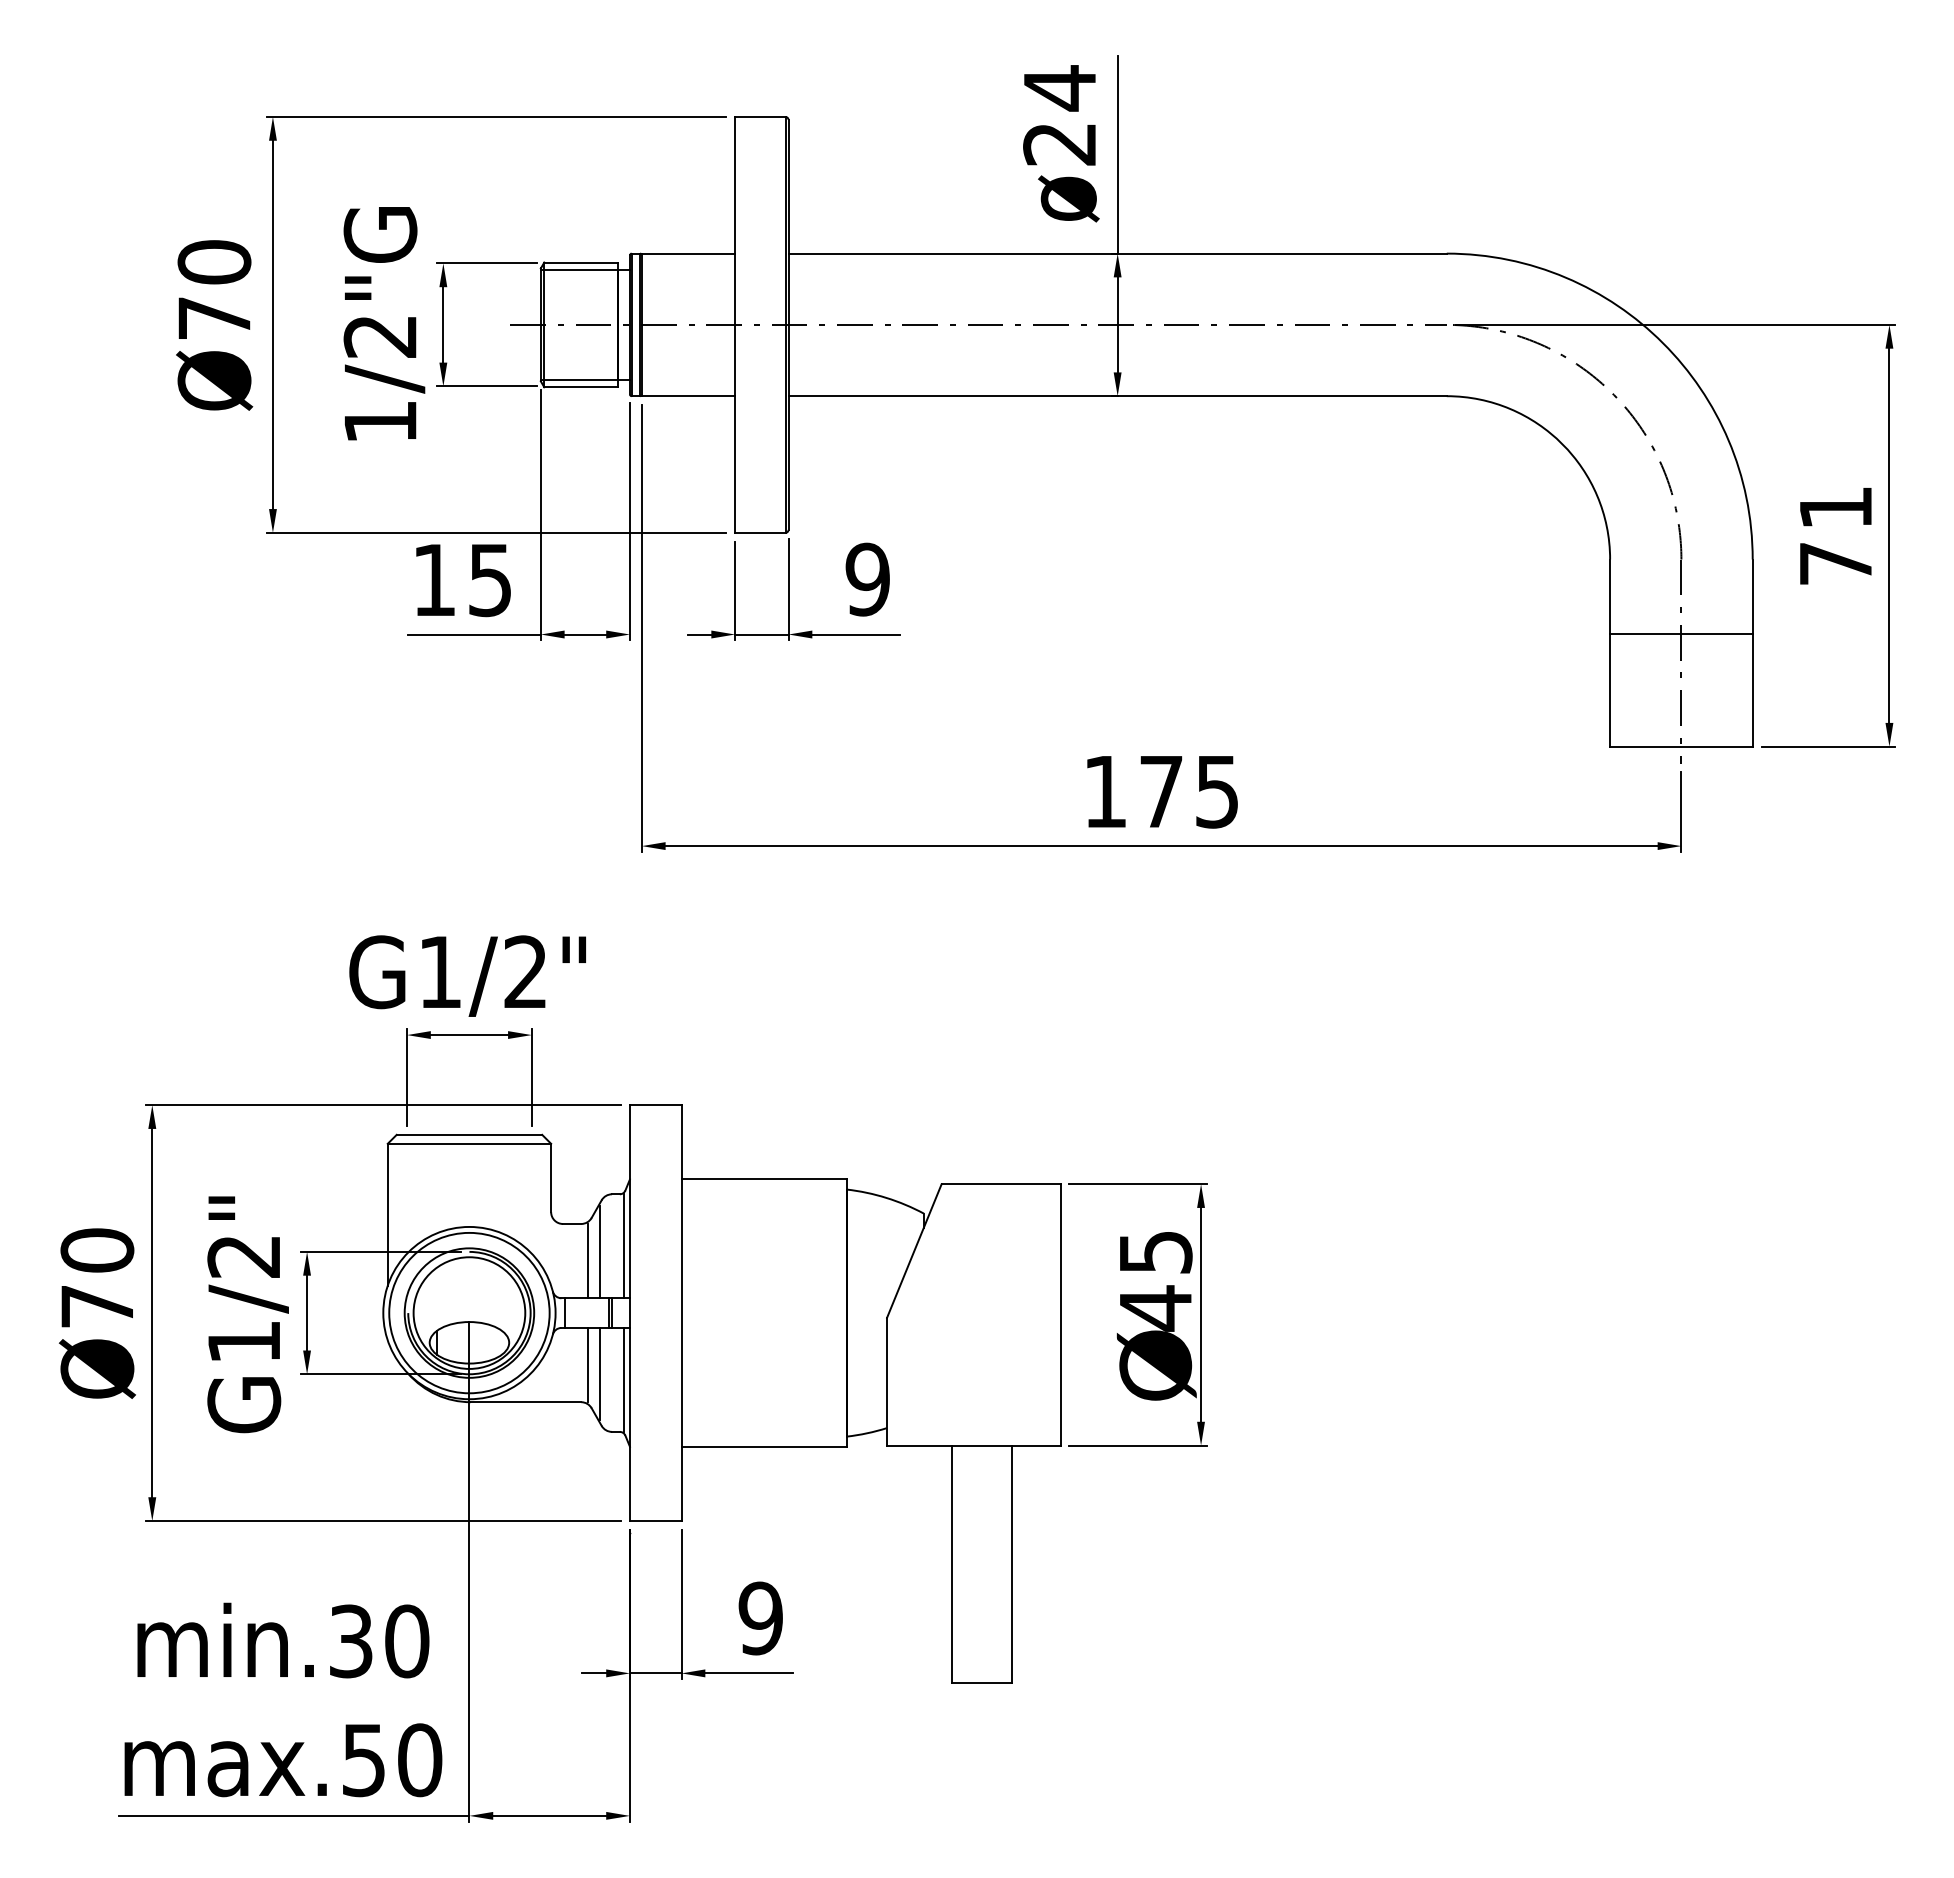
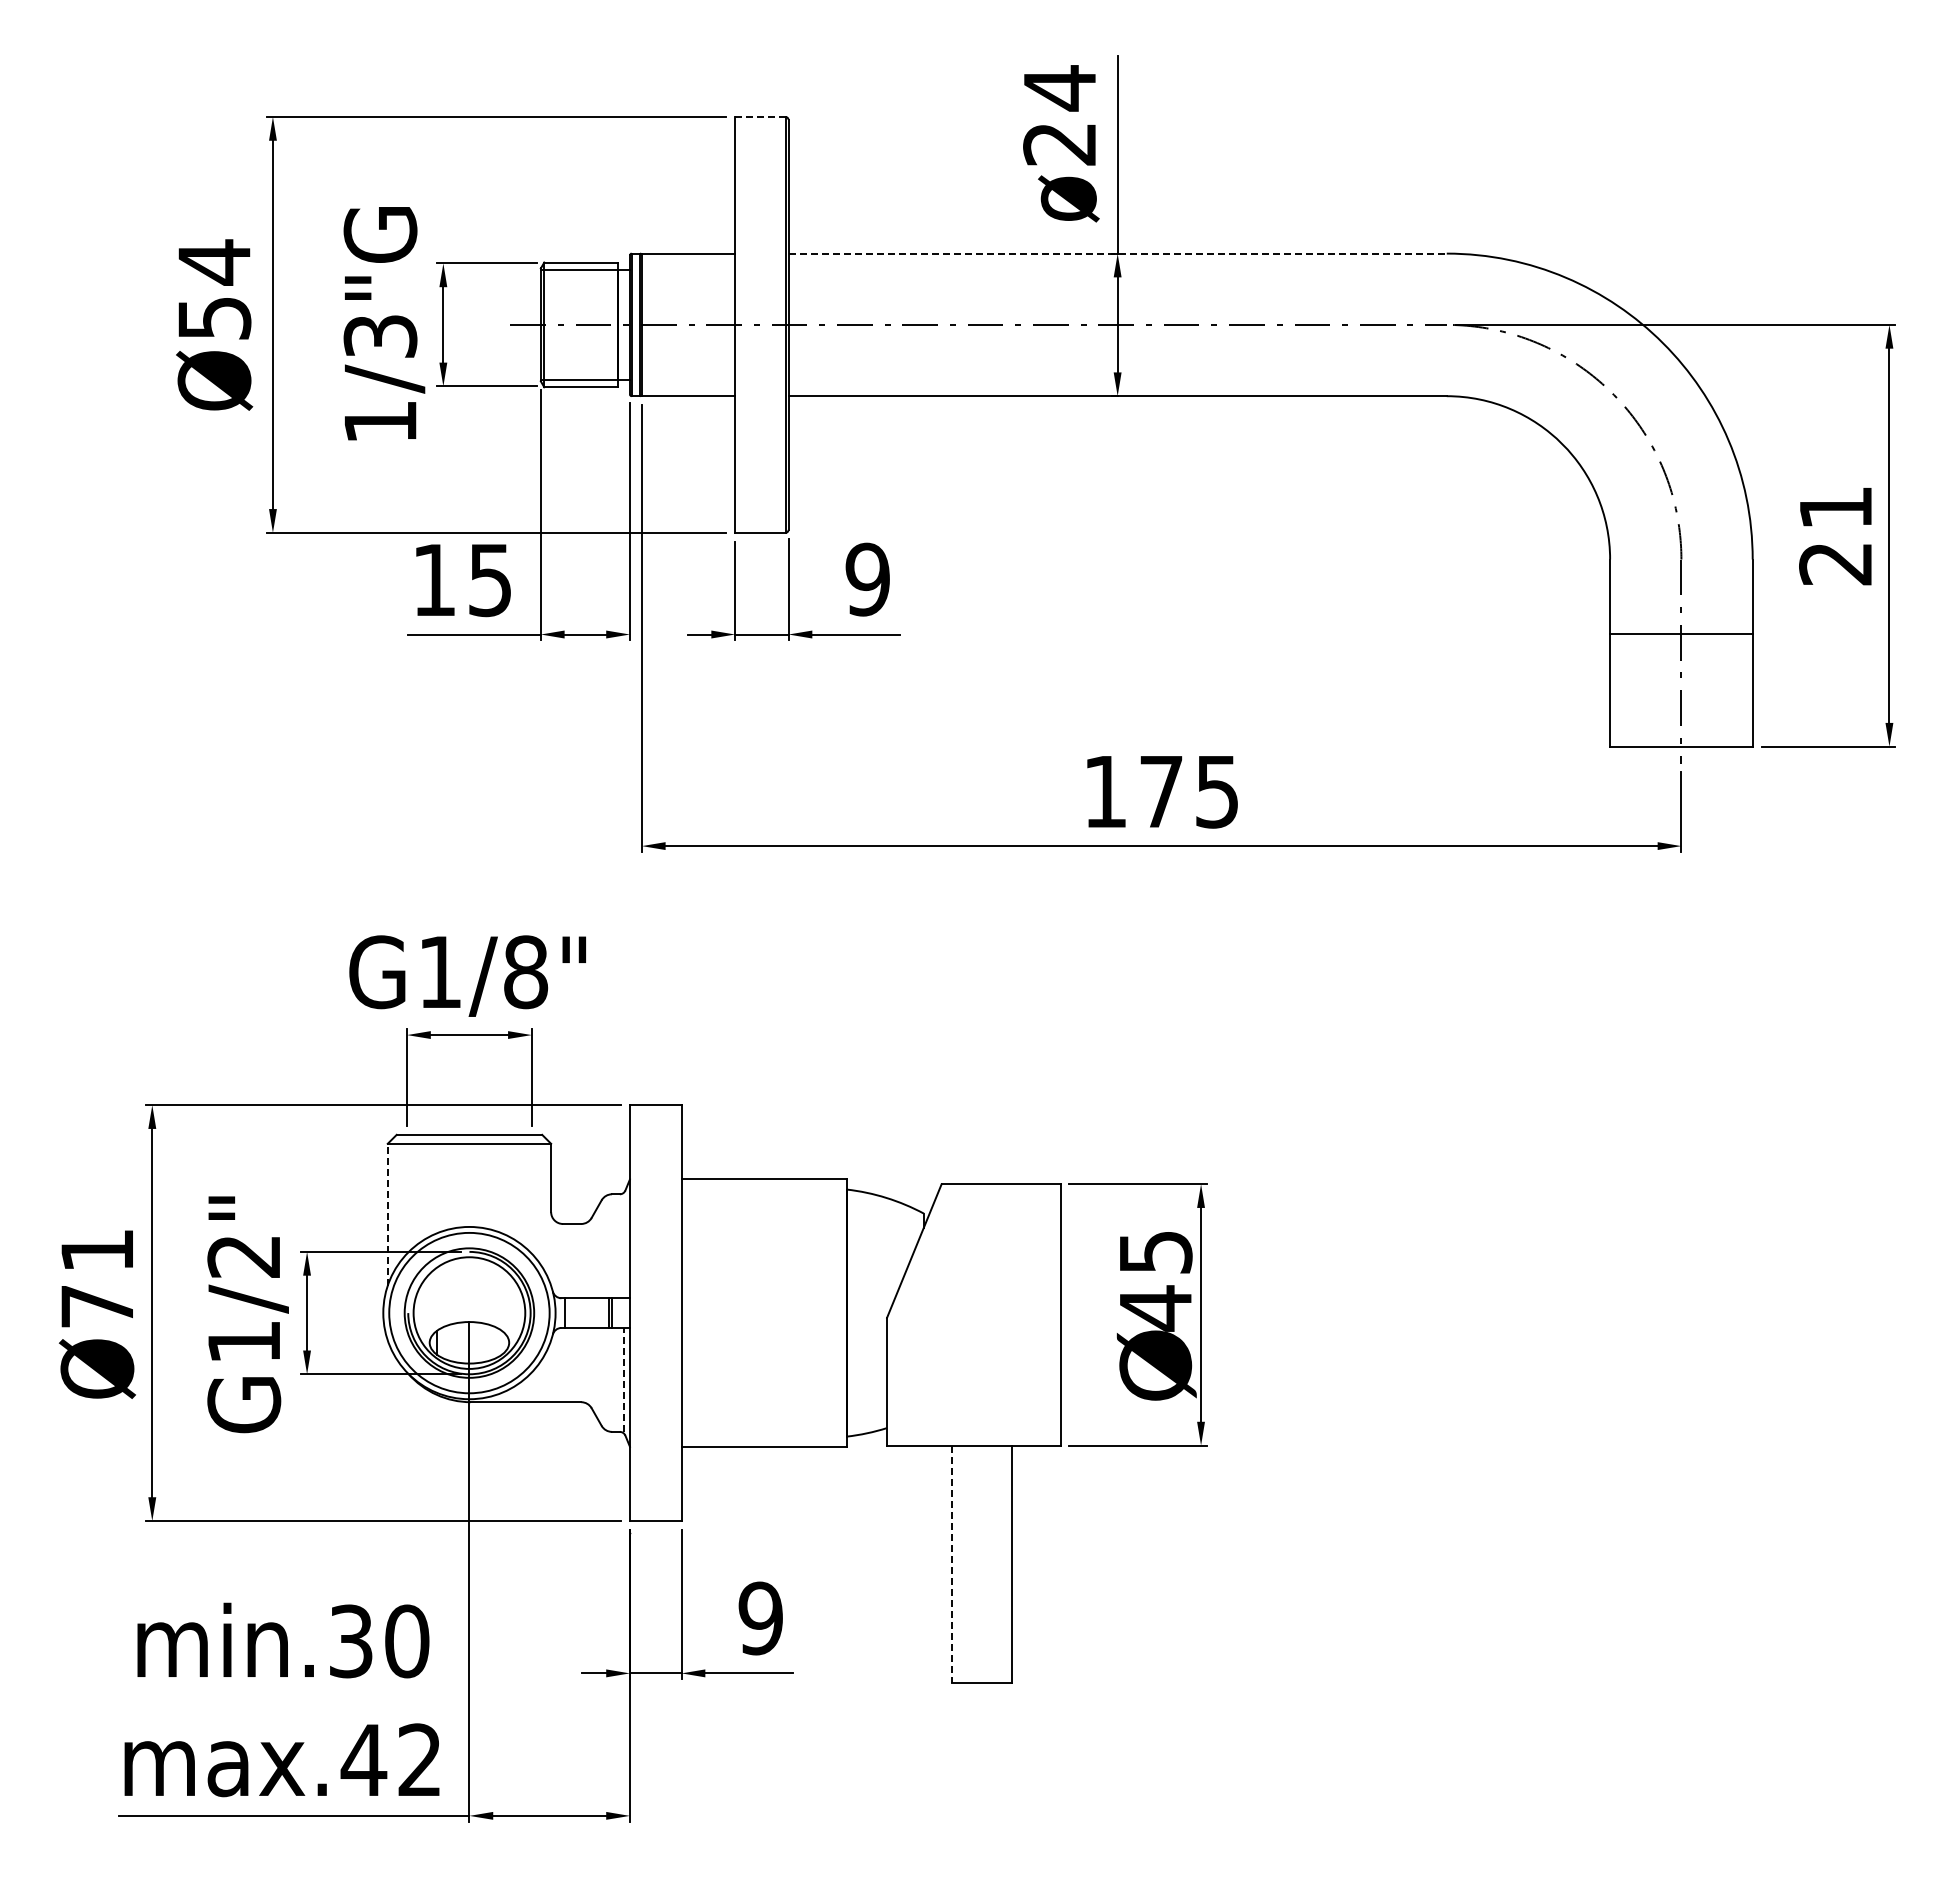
line: solid -> dashed (759, 116)
line: solid -> dashed (1118, 253)
text: Ø70 -> Ø54 (214, 289)
text: 1/2"G -> 1/3"G (380, 336)
text: 71 -> 21 (1835, 564)
text: G1/2" -> G1/8" (526, 972)
line: solid -> dashed (387, 1214)
line: present -> none (623, 1246)
text: Ø70 -> Ø71 (97, 1250)
line: present -> none (600, 1252)
line: present -> none (588, 1260)
line: present -> none (588, 1364)
line: present -> none (600, 1373)
line: solid -> dashed (623, 1379)
line: solid -> dashed (952, 1564)
text: max.50 -> max.42 (391, 1760)
